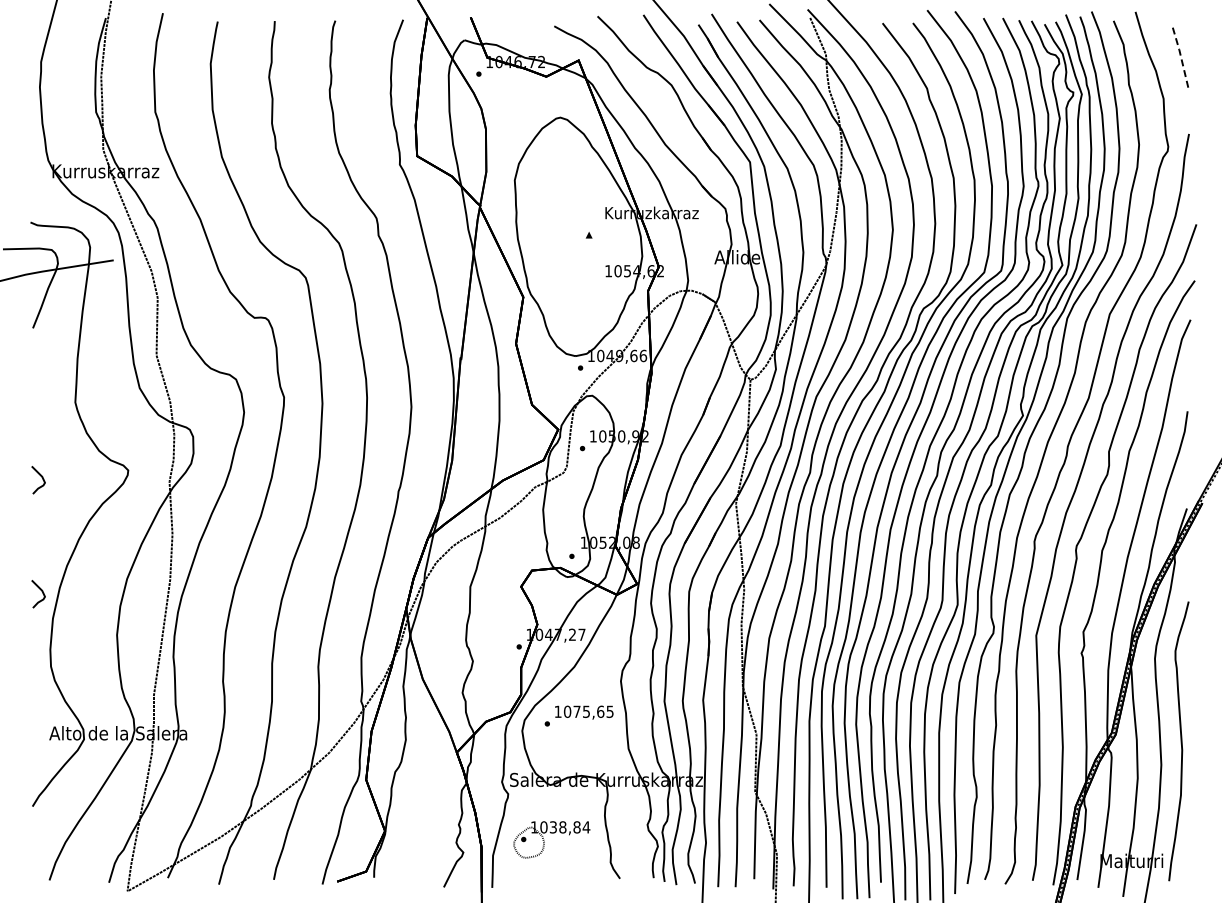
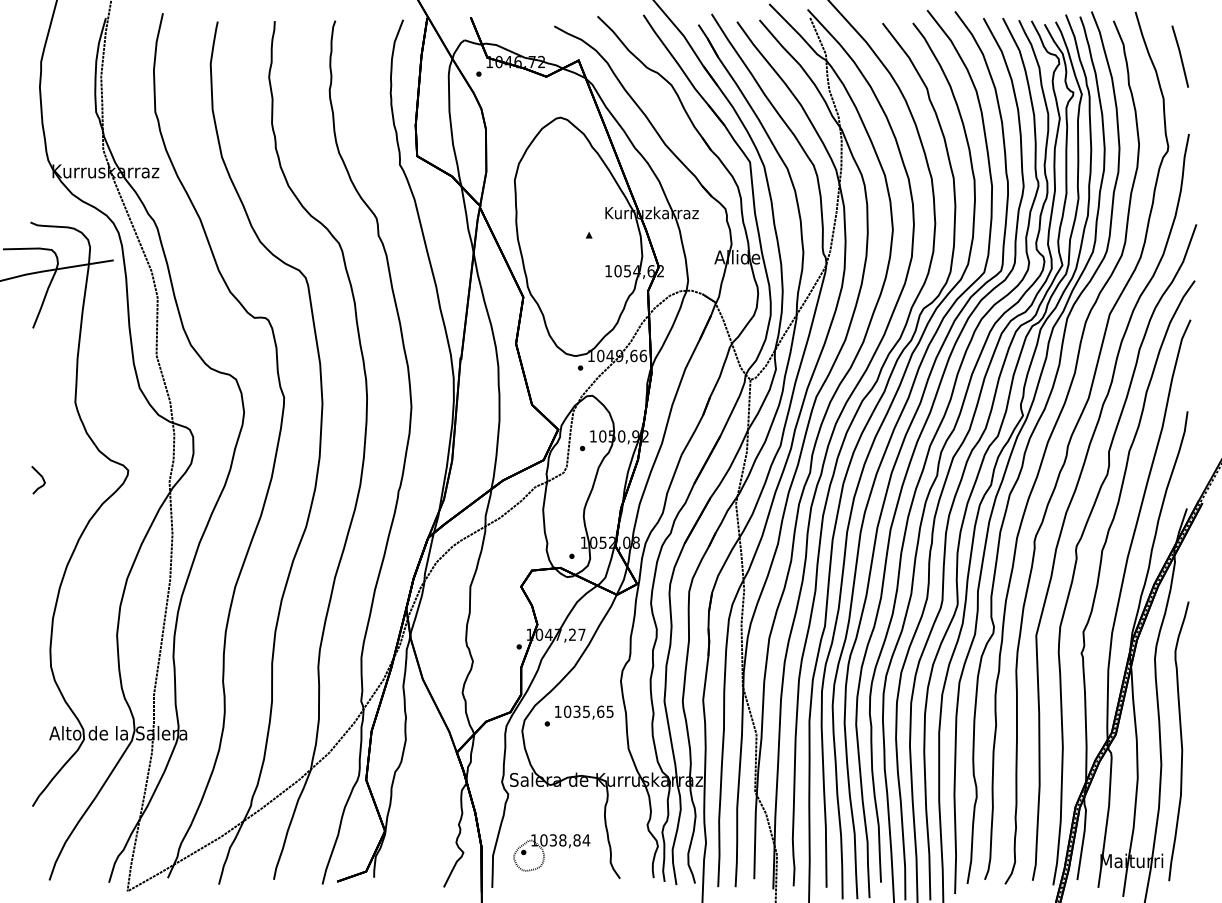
line: dashed -> solid (1180, 55)
curve: present -> none (42, 593)
text: 1075,65 -> 1035,65 (576, 711)
part position: (551, 839) -> (551, 852) (551, 852)
